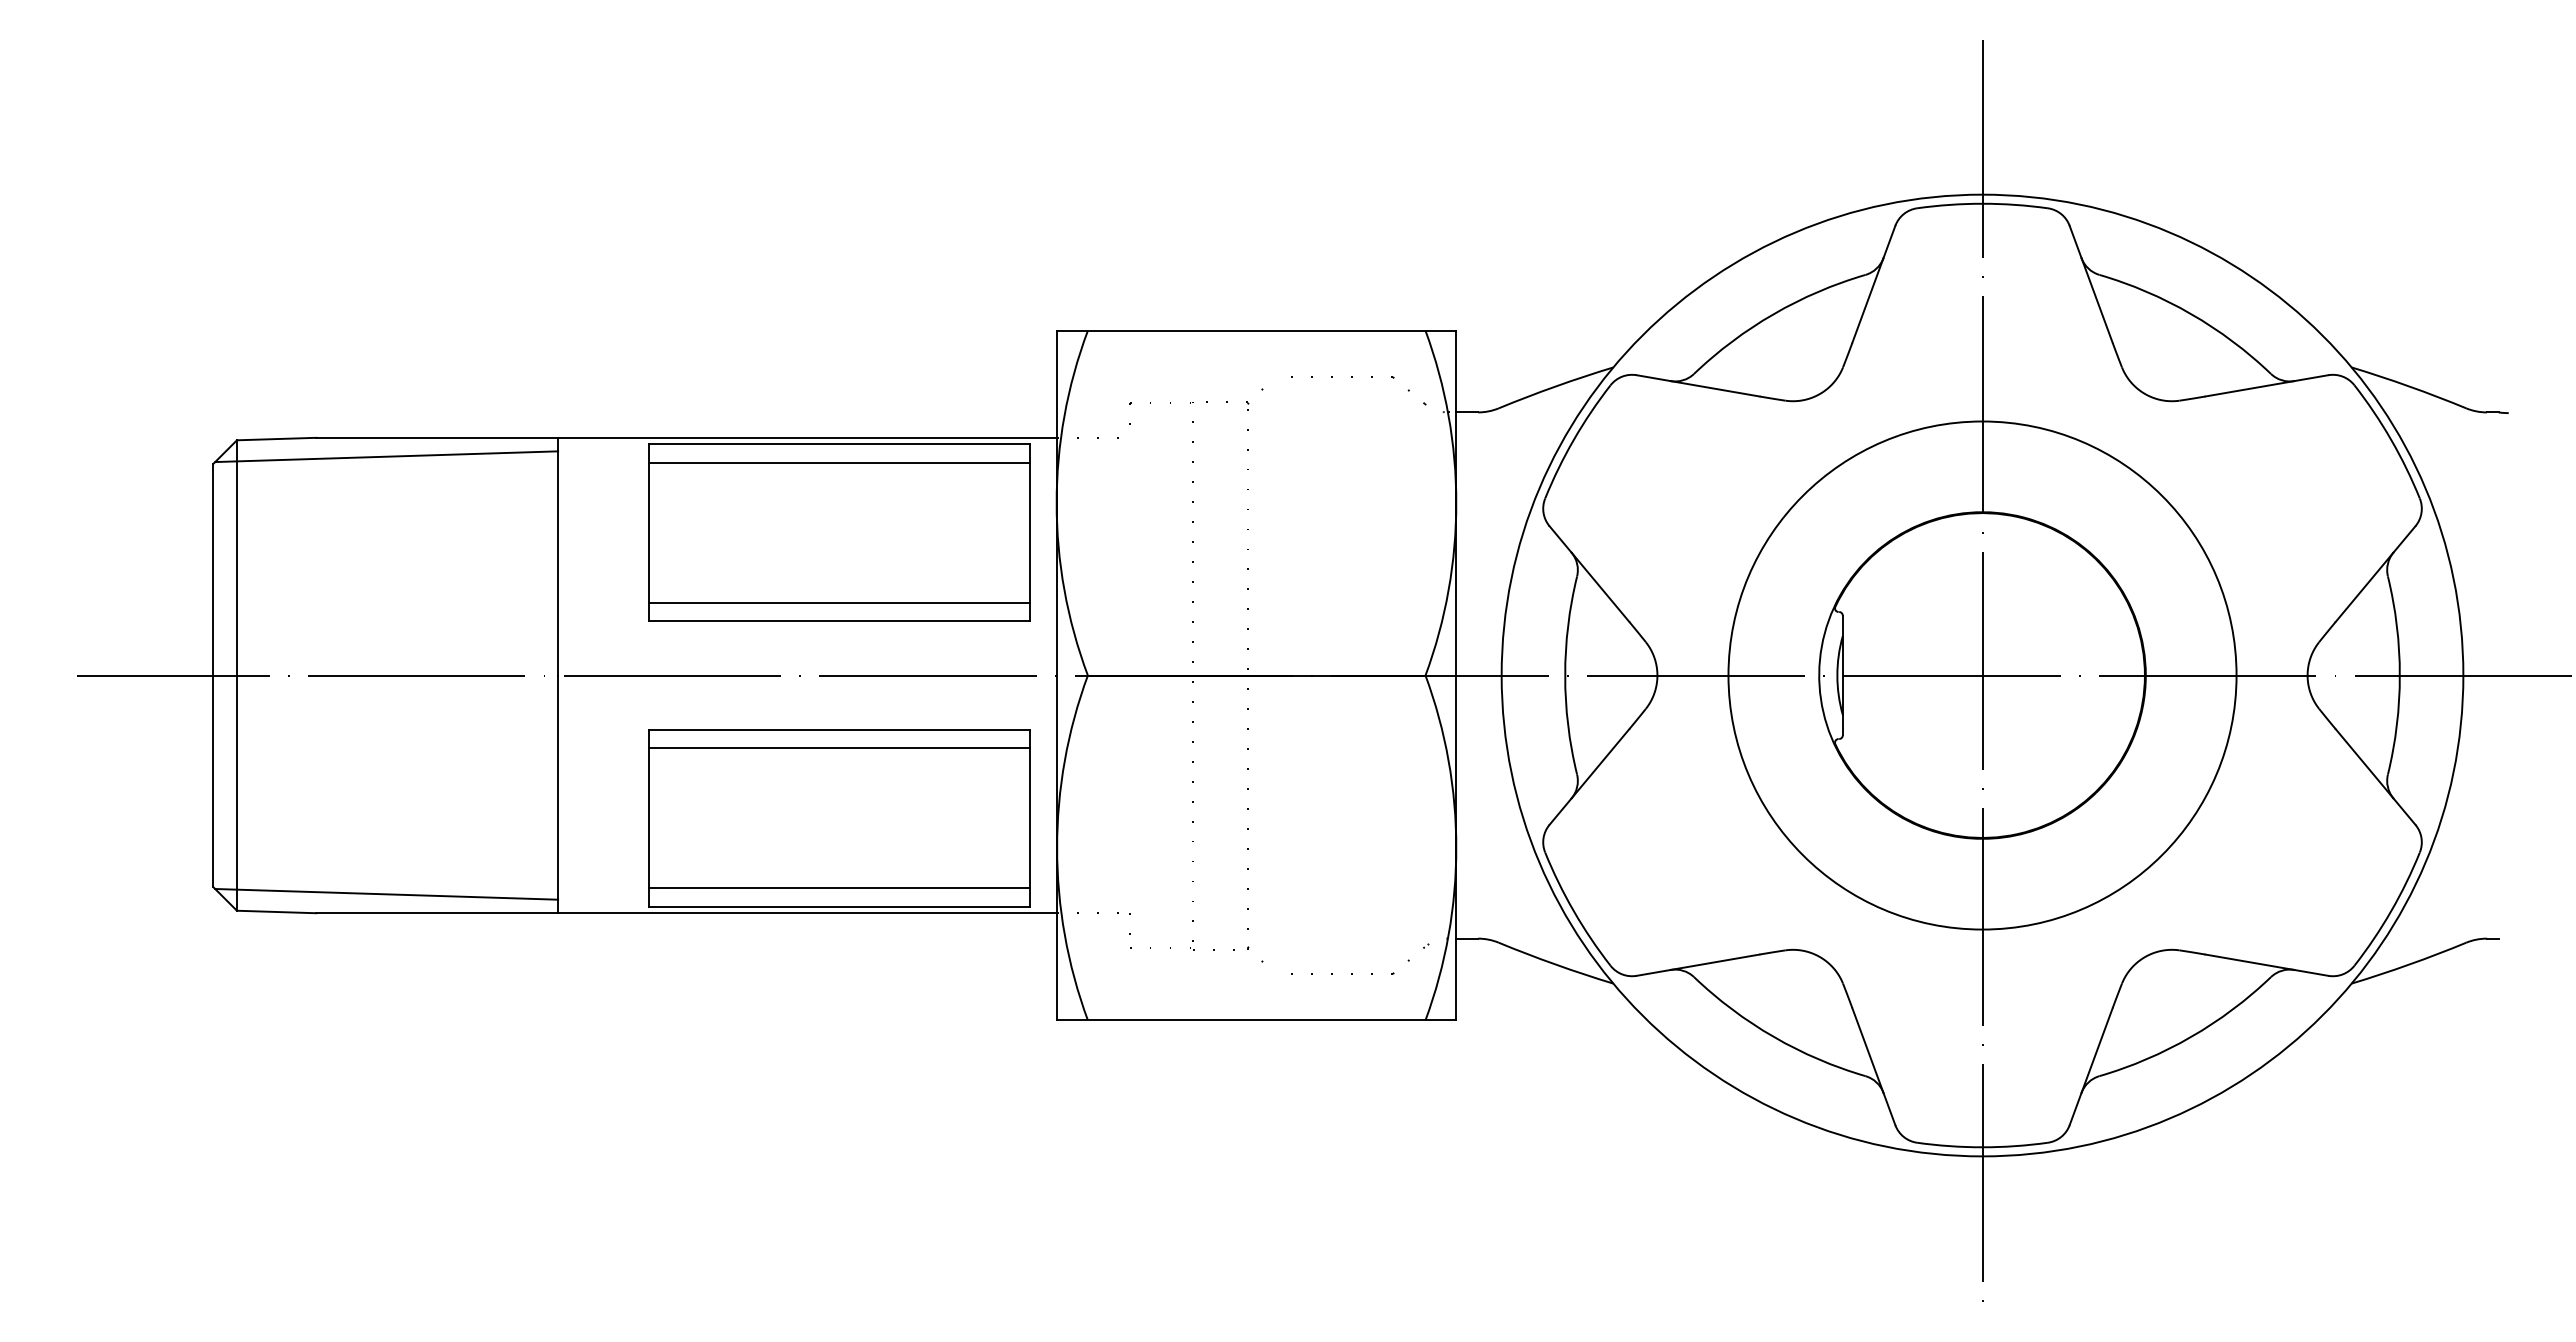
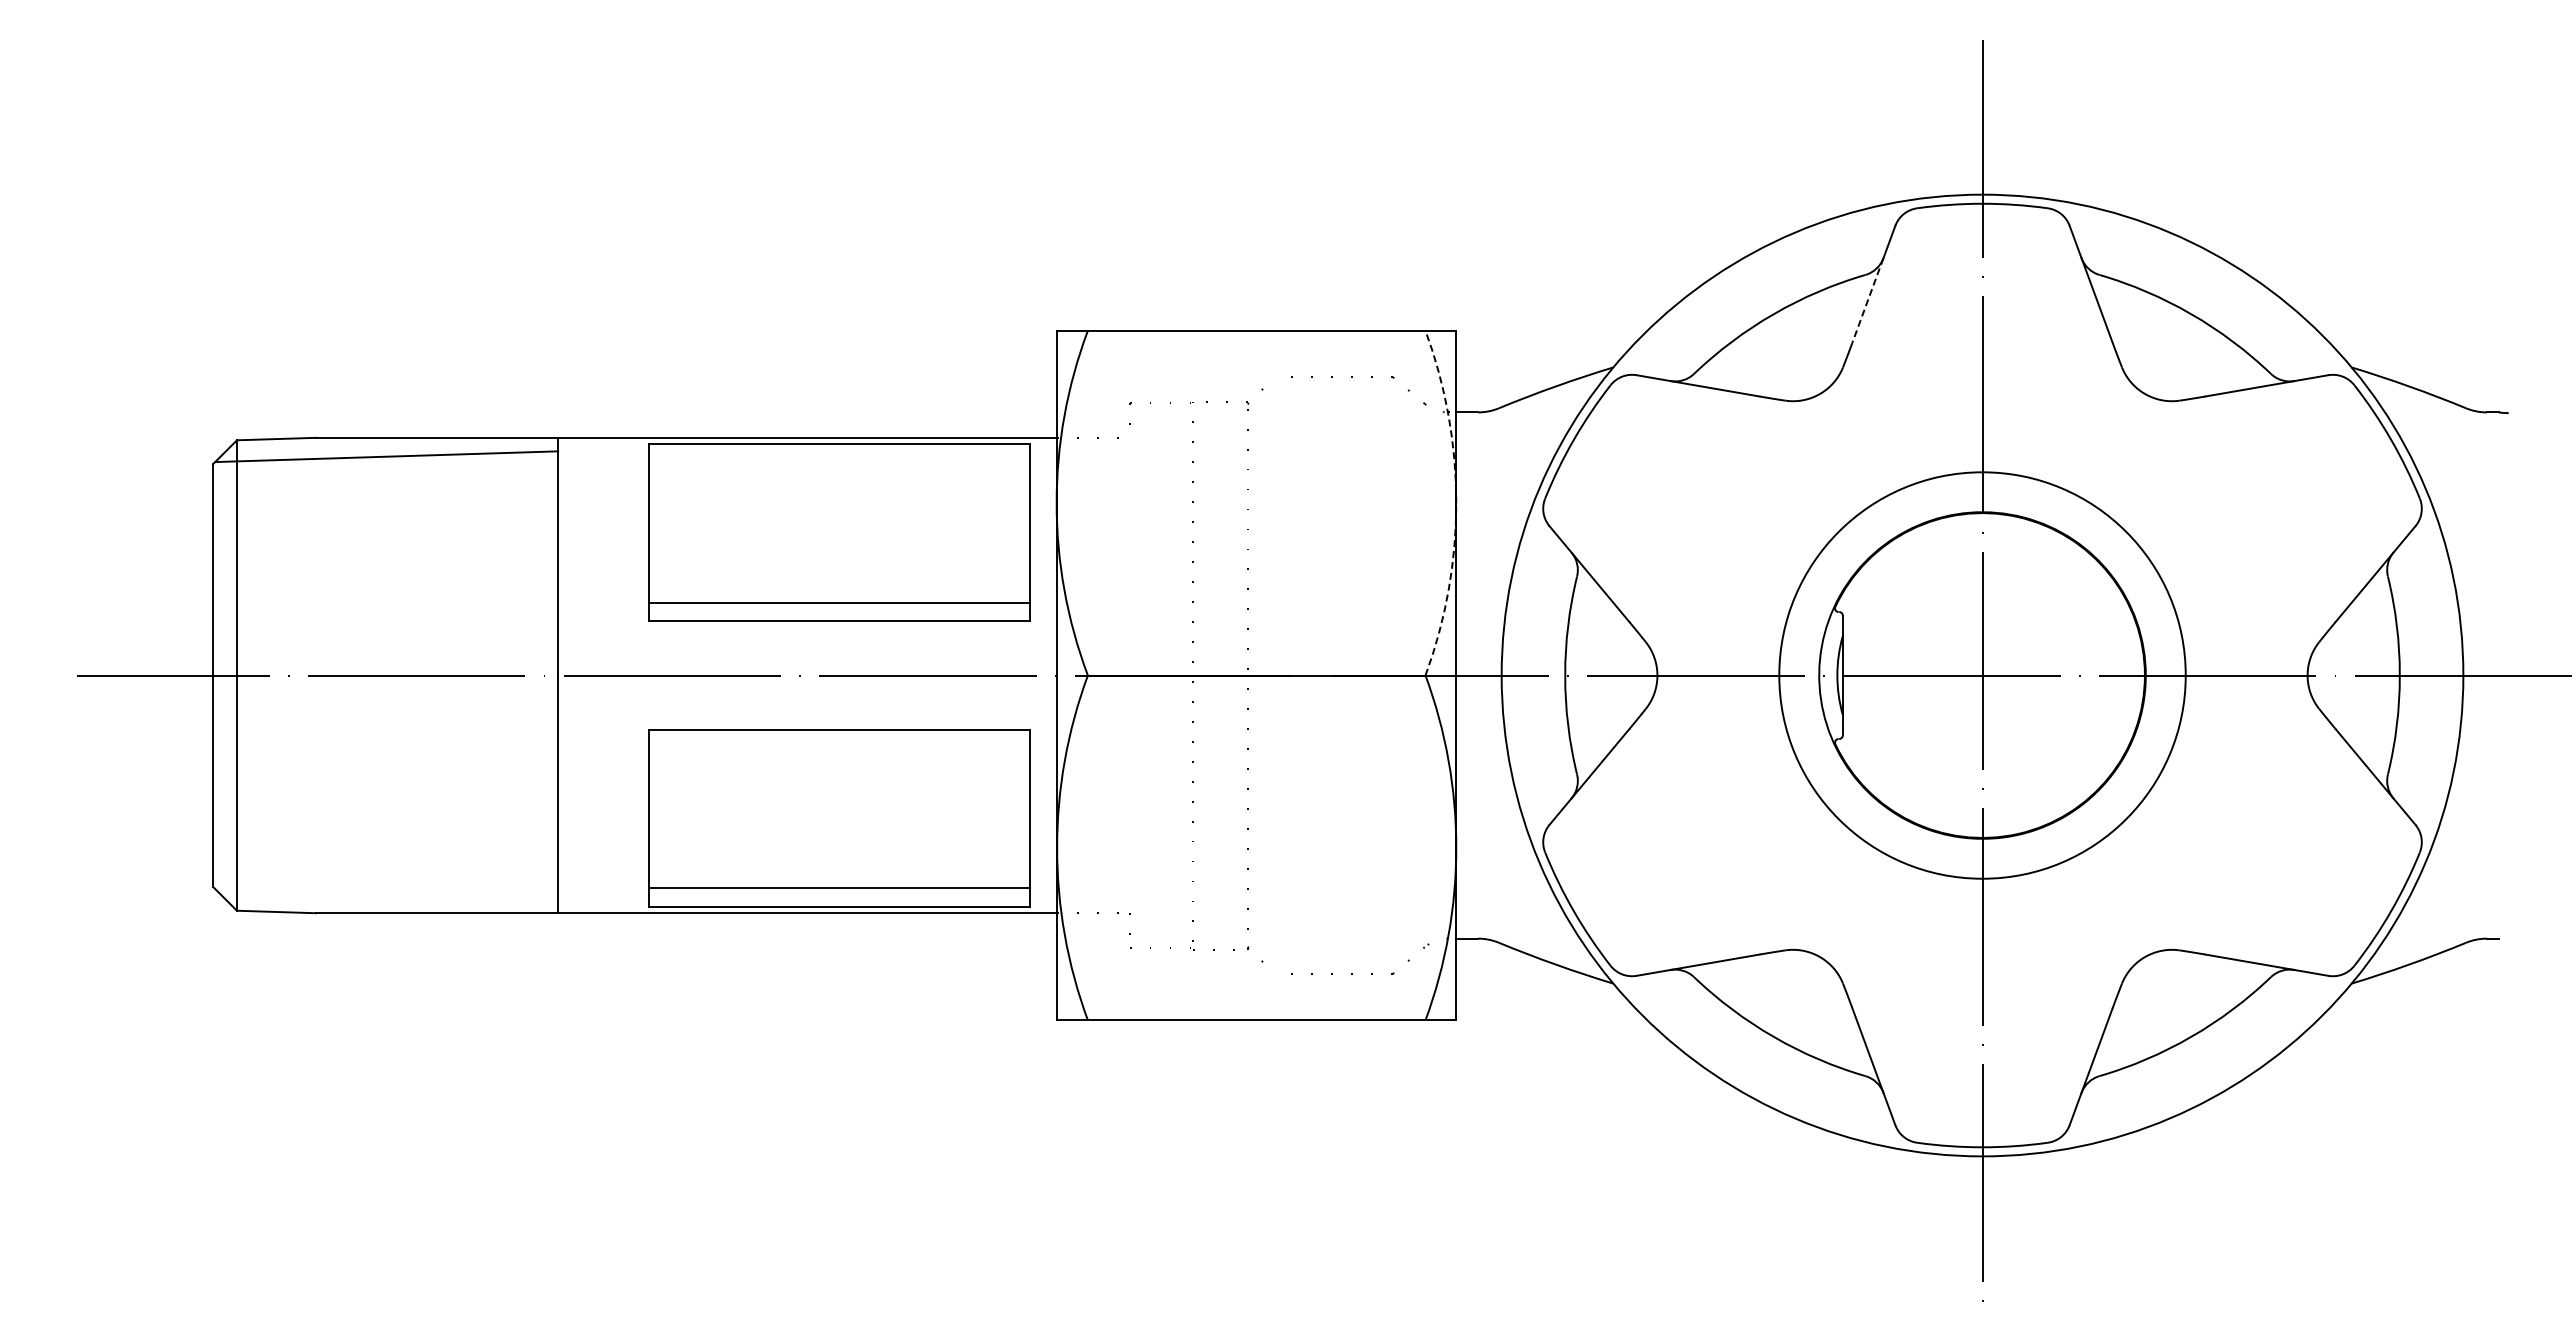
line: solid -> dashed (1867, 300)
line: present -> none (838, 463)
arc: solid -> dashed (1456, 503)
circle diameter: 508 px -> 406 px (1982, 675)
line: present -> none (838, 748)
line: present -> none (386, 893)
